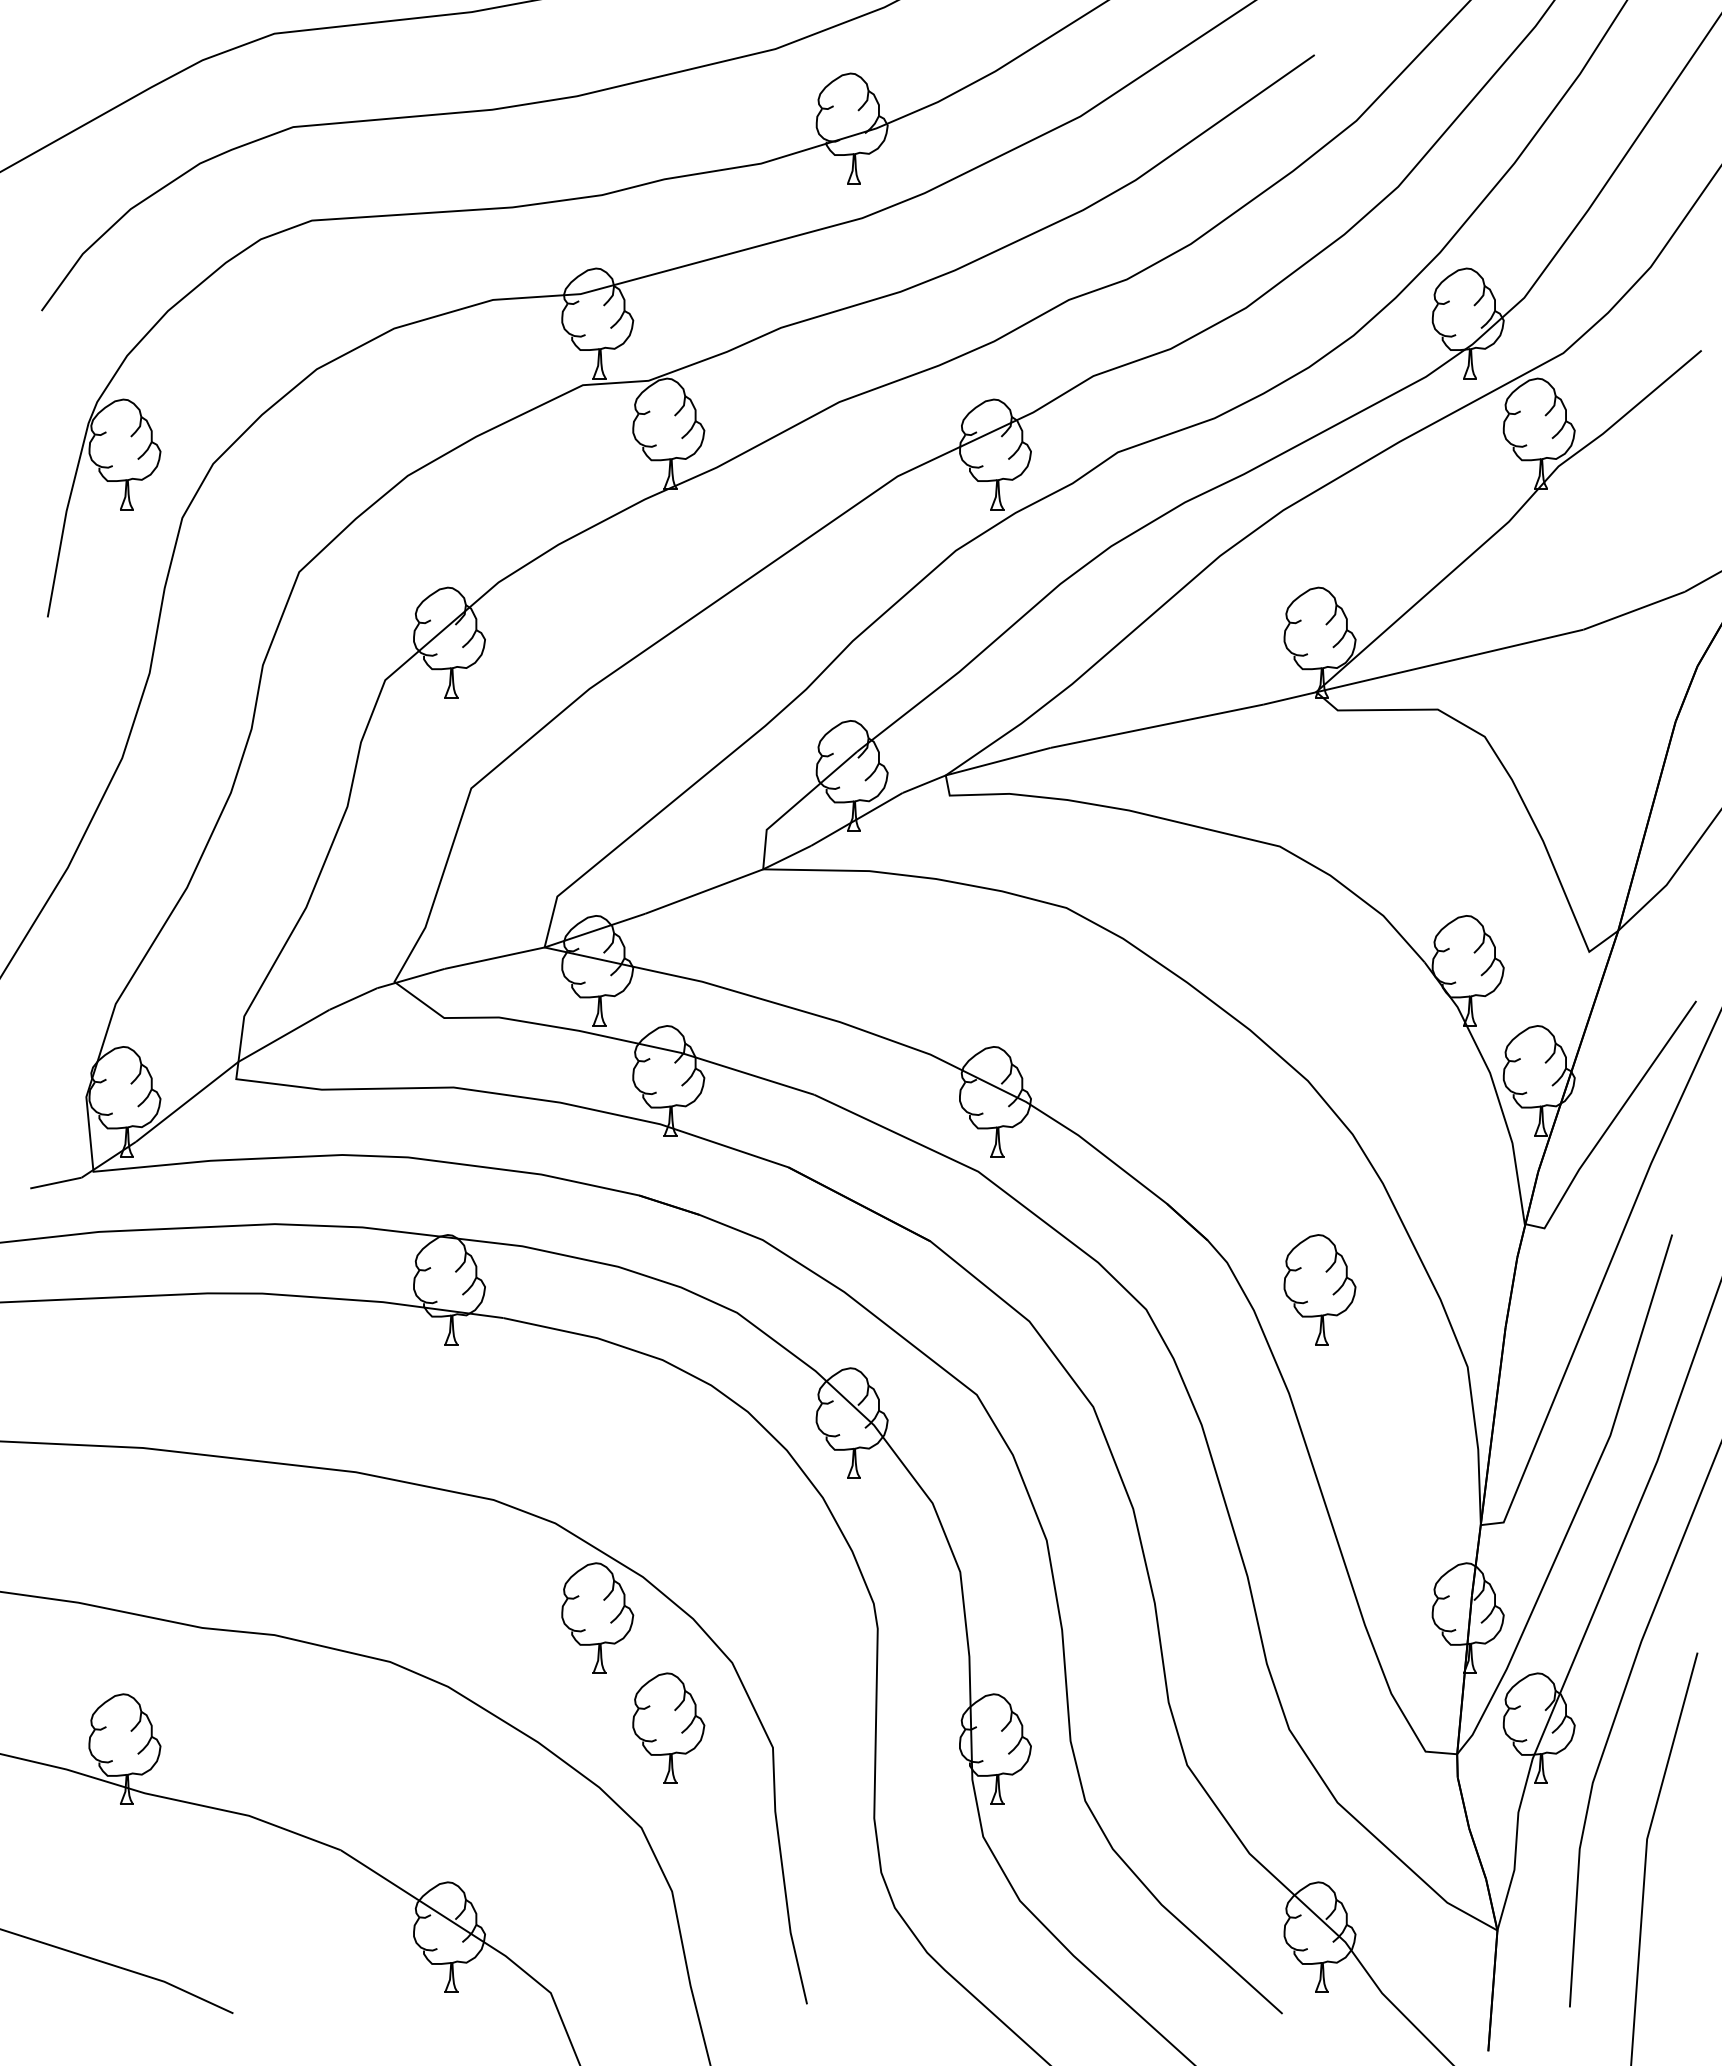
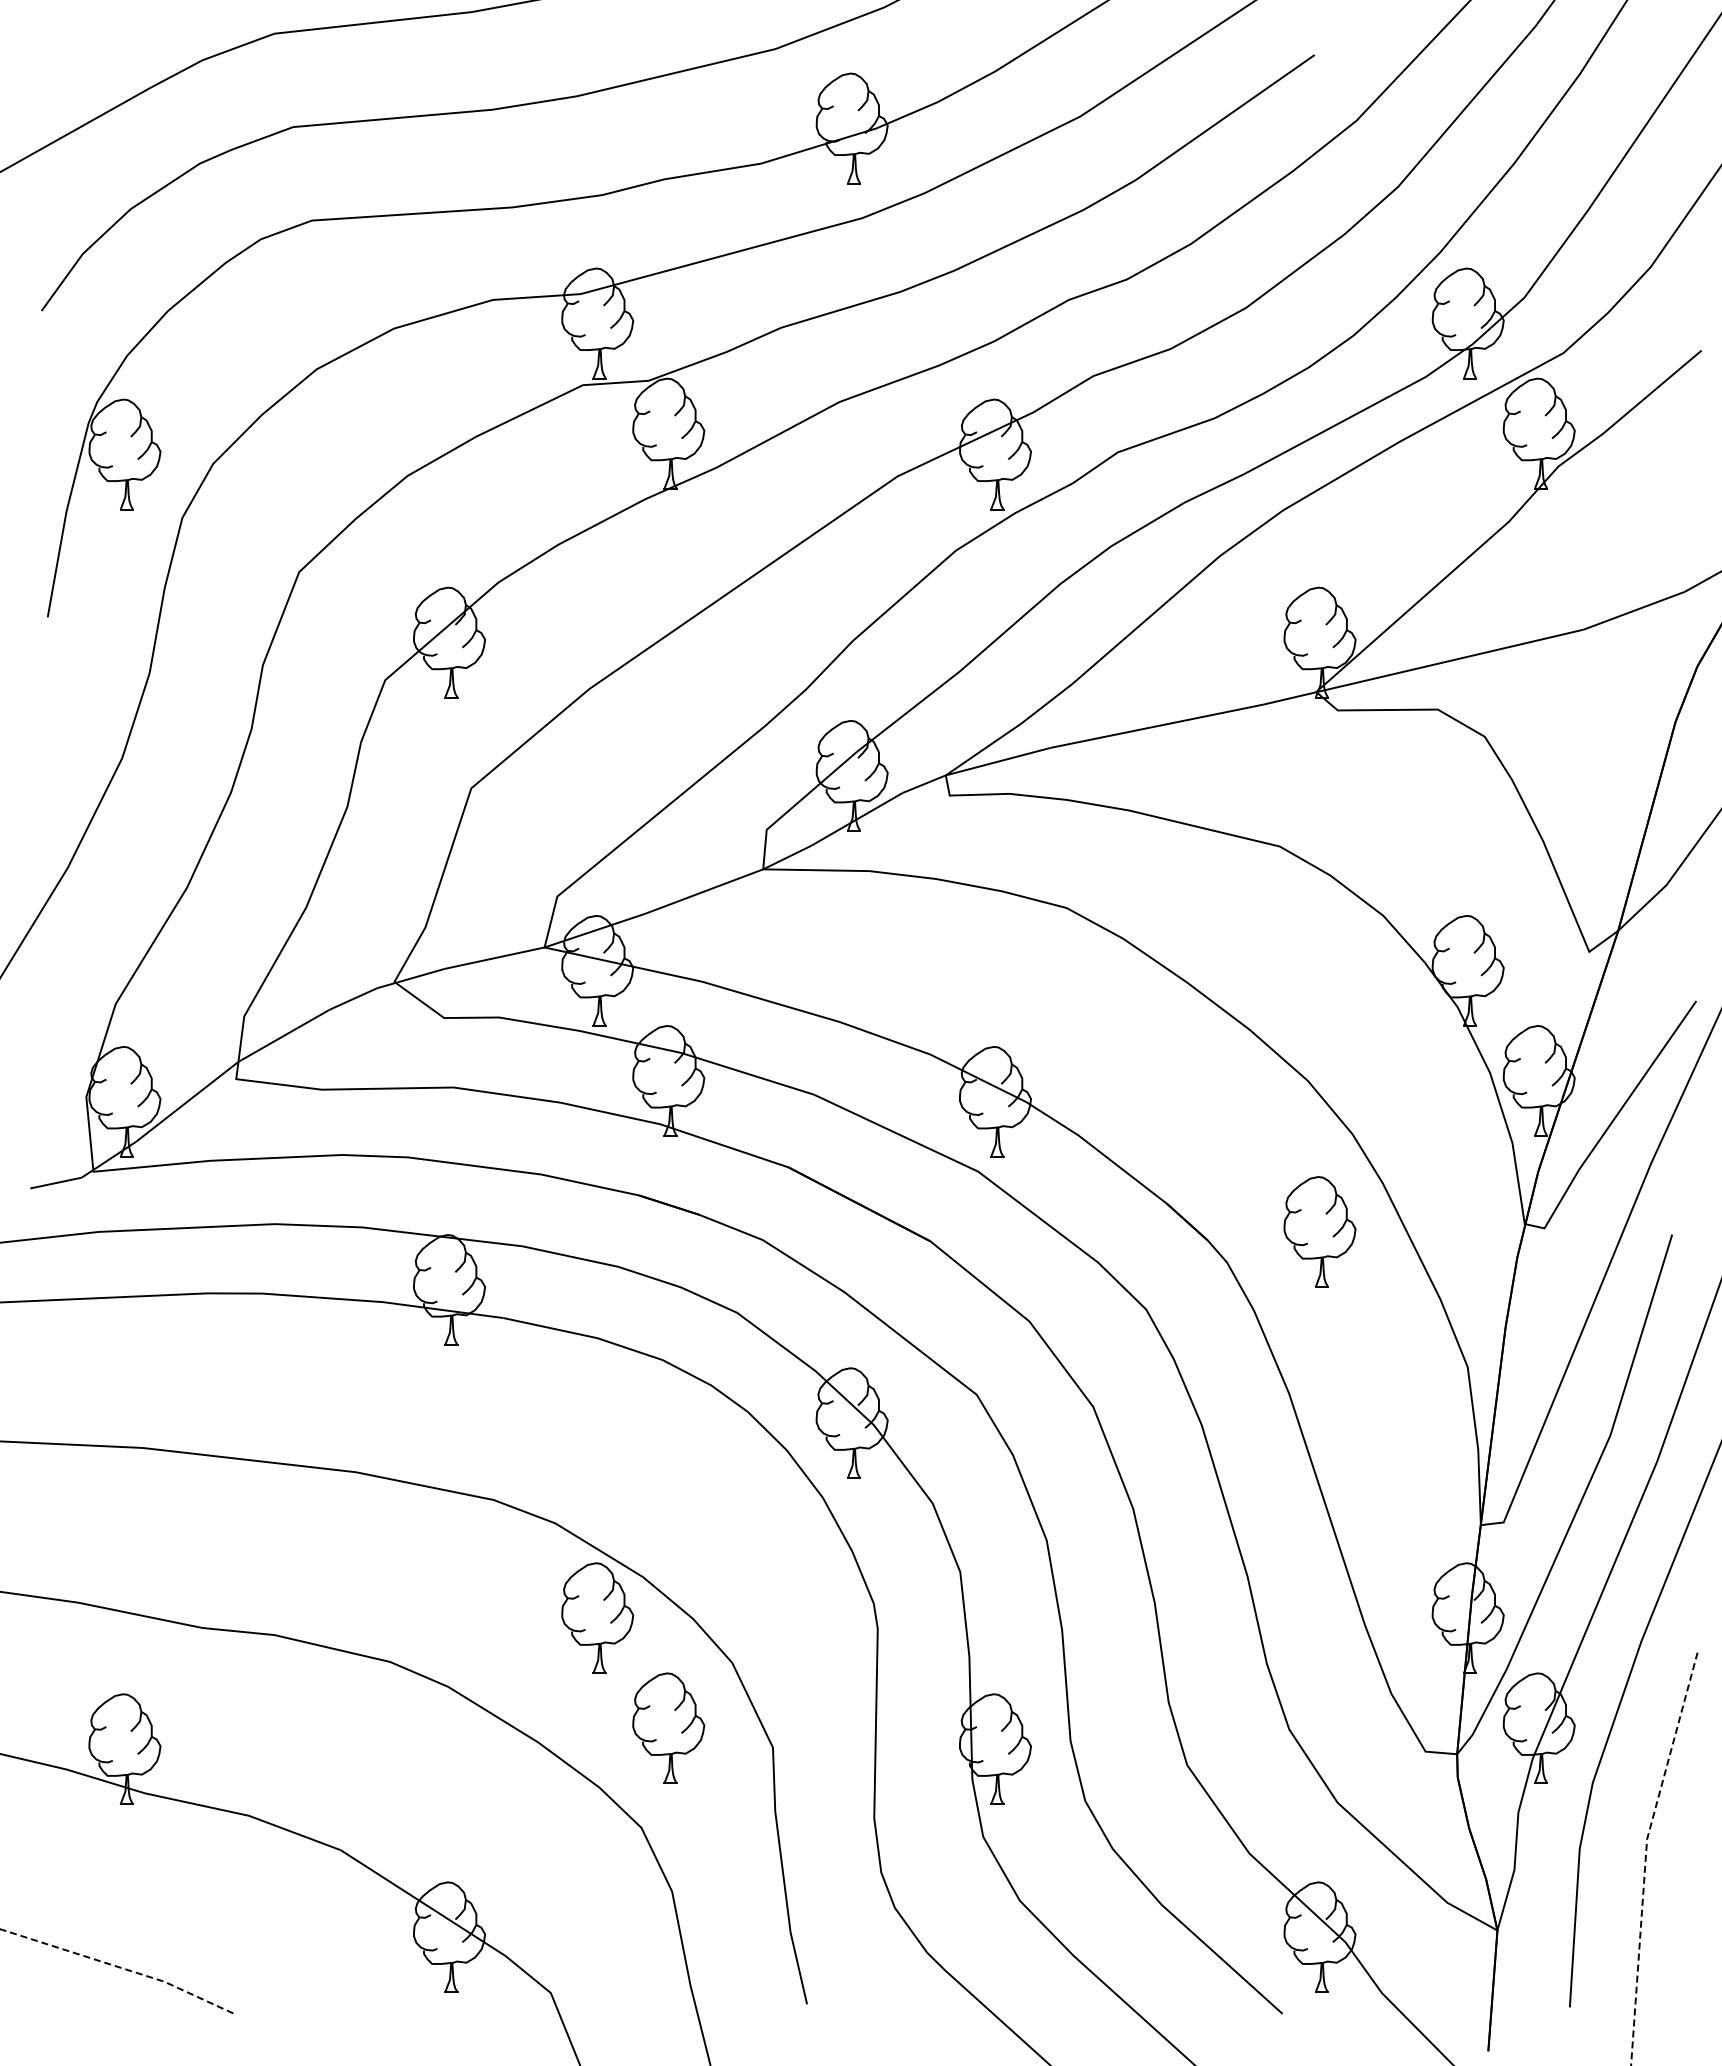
part position: (1319, 1289) -> (1319, 1231) (1319, 1231)
line: solid -> dashed (1646, 1855)
line: solid -> dashed (118, 1967)
